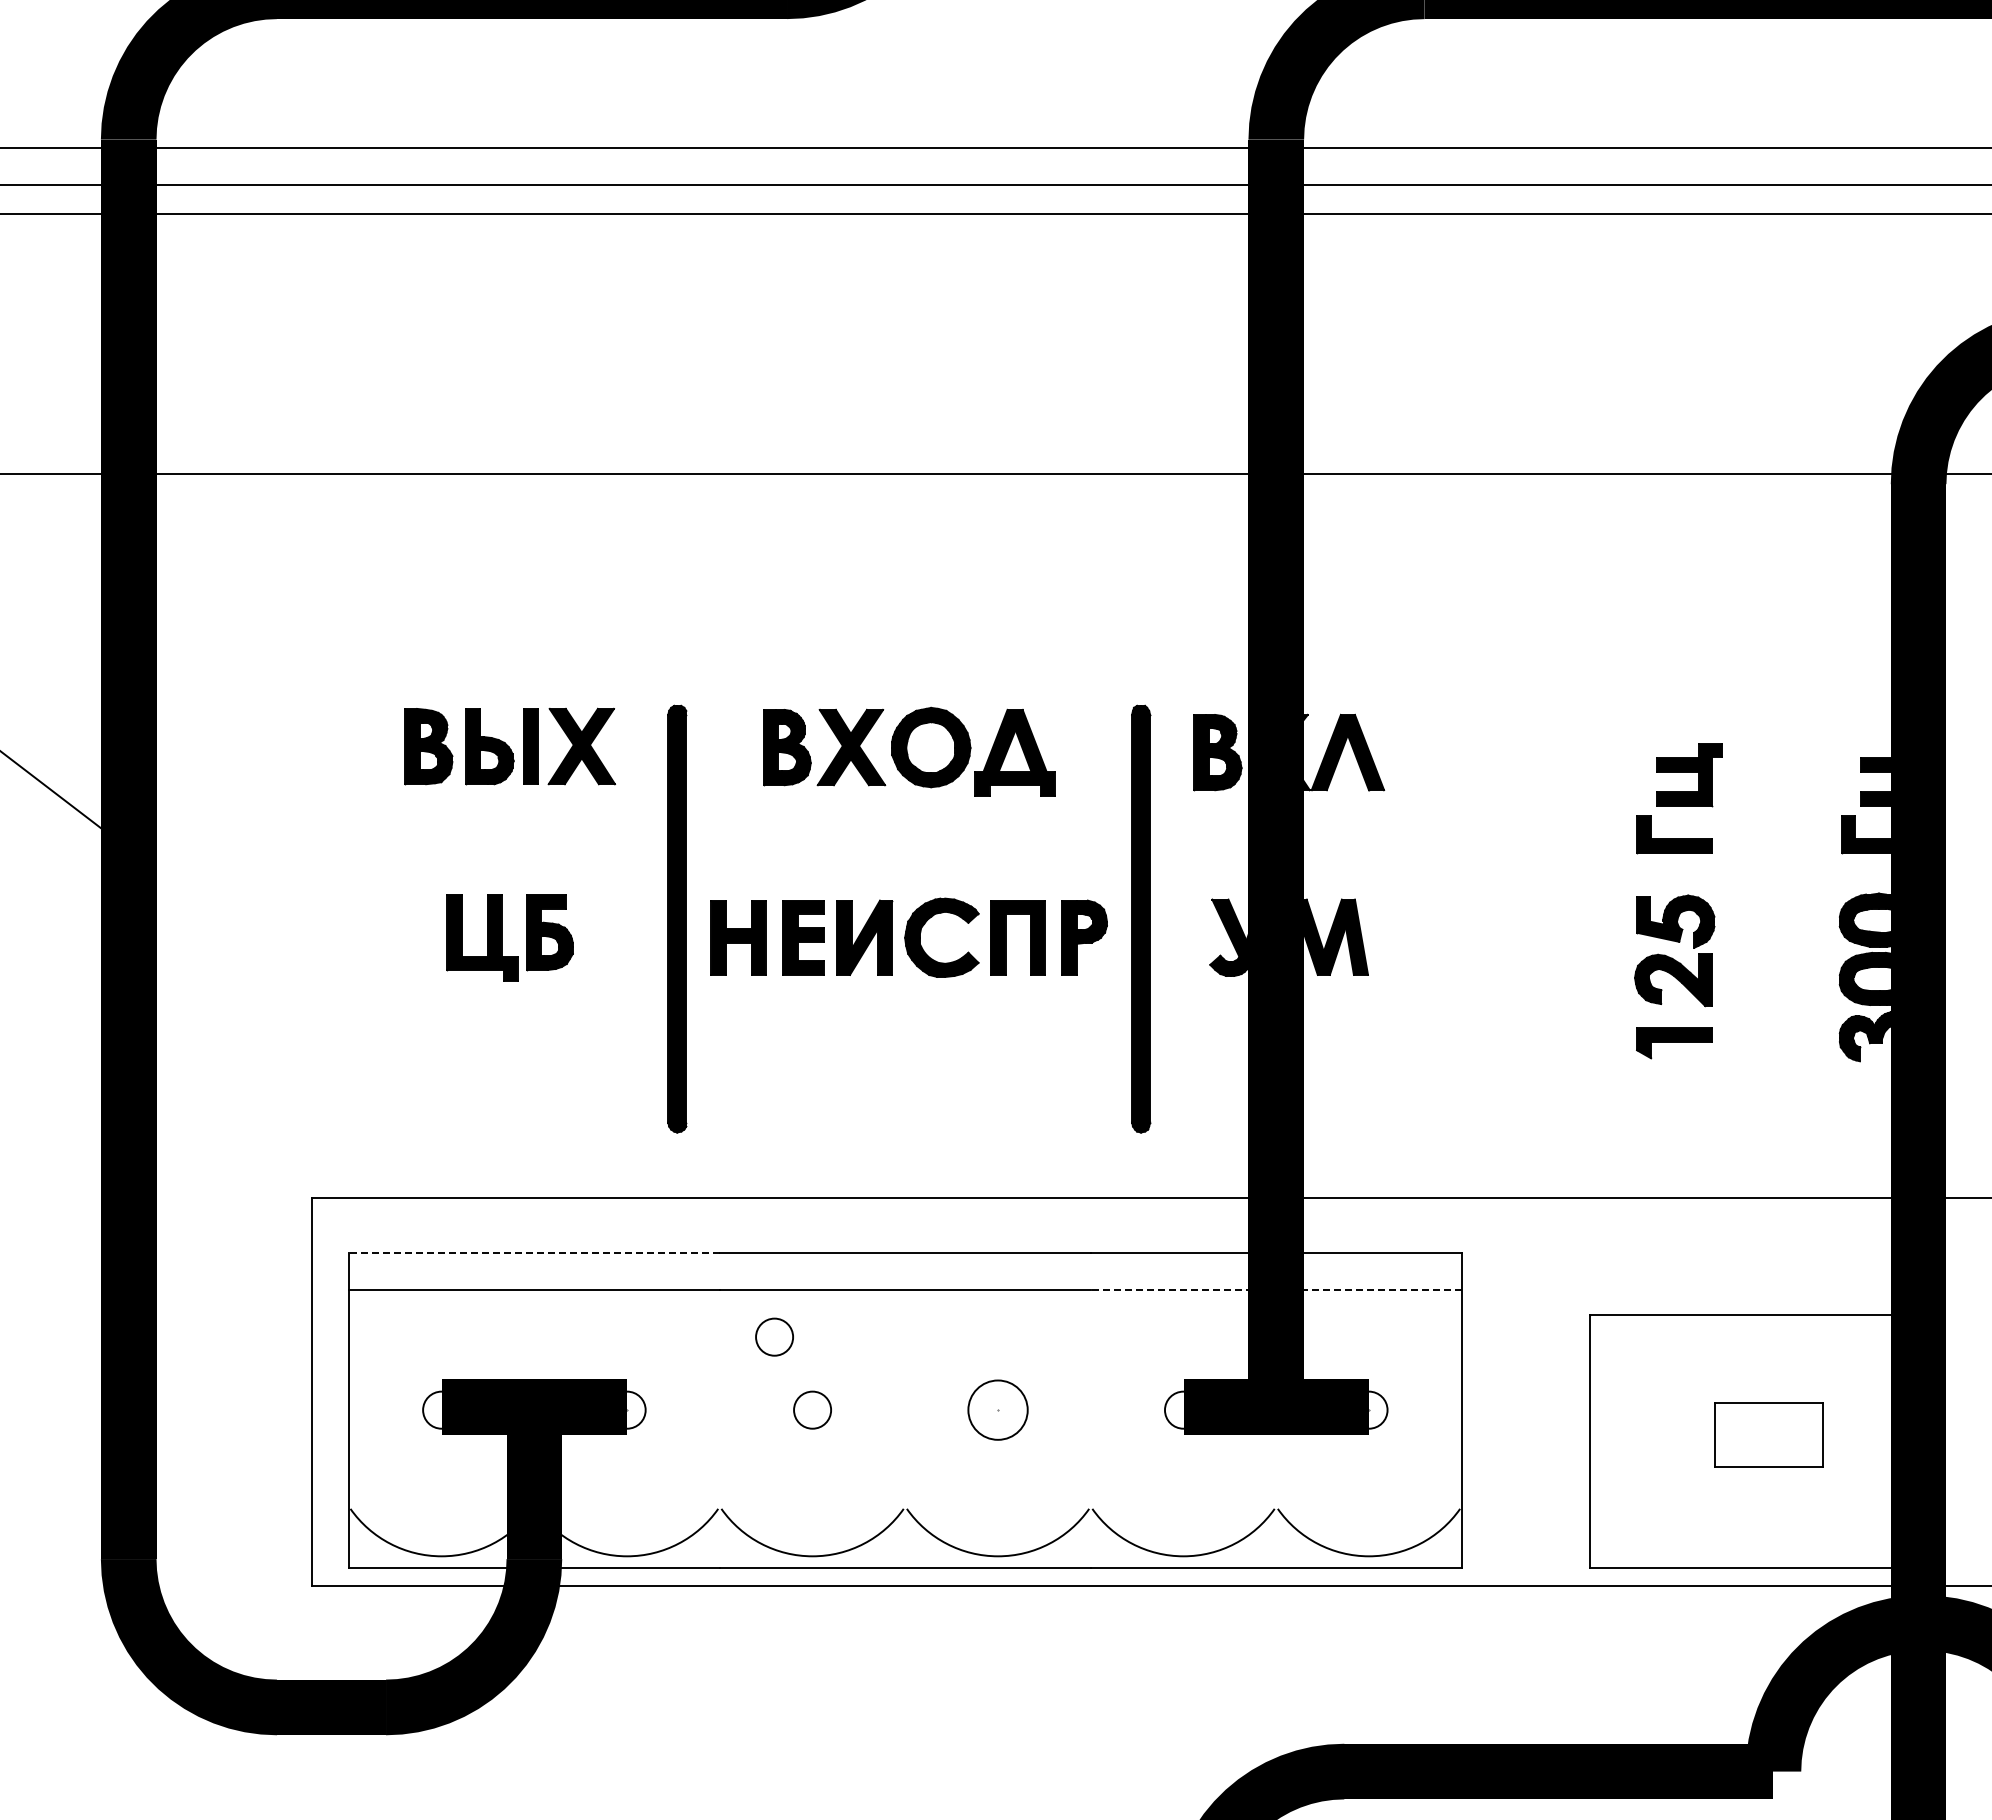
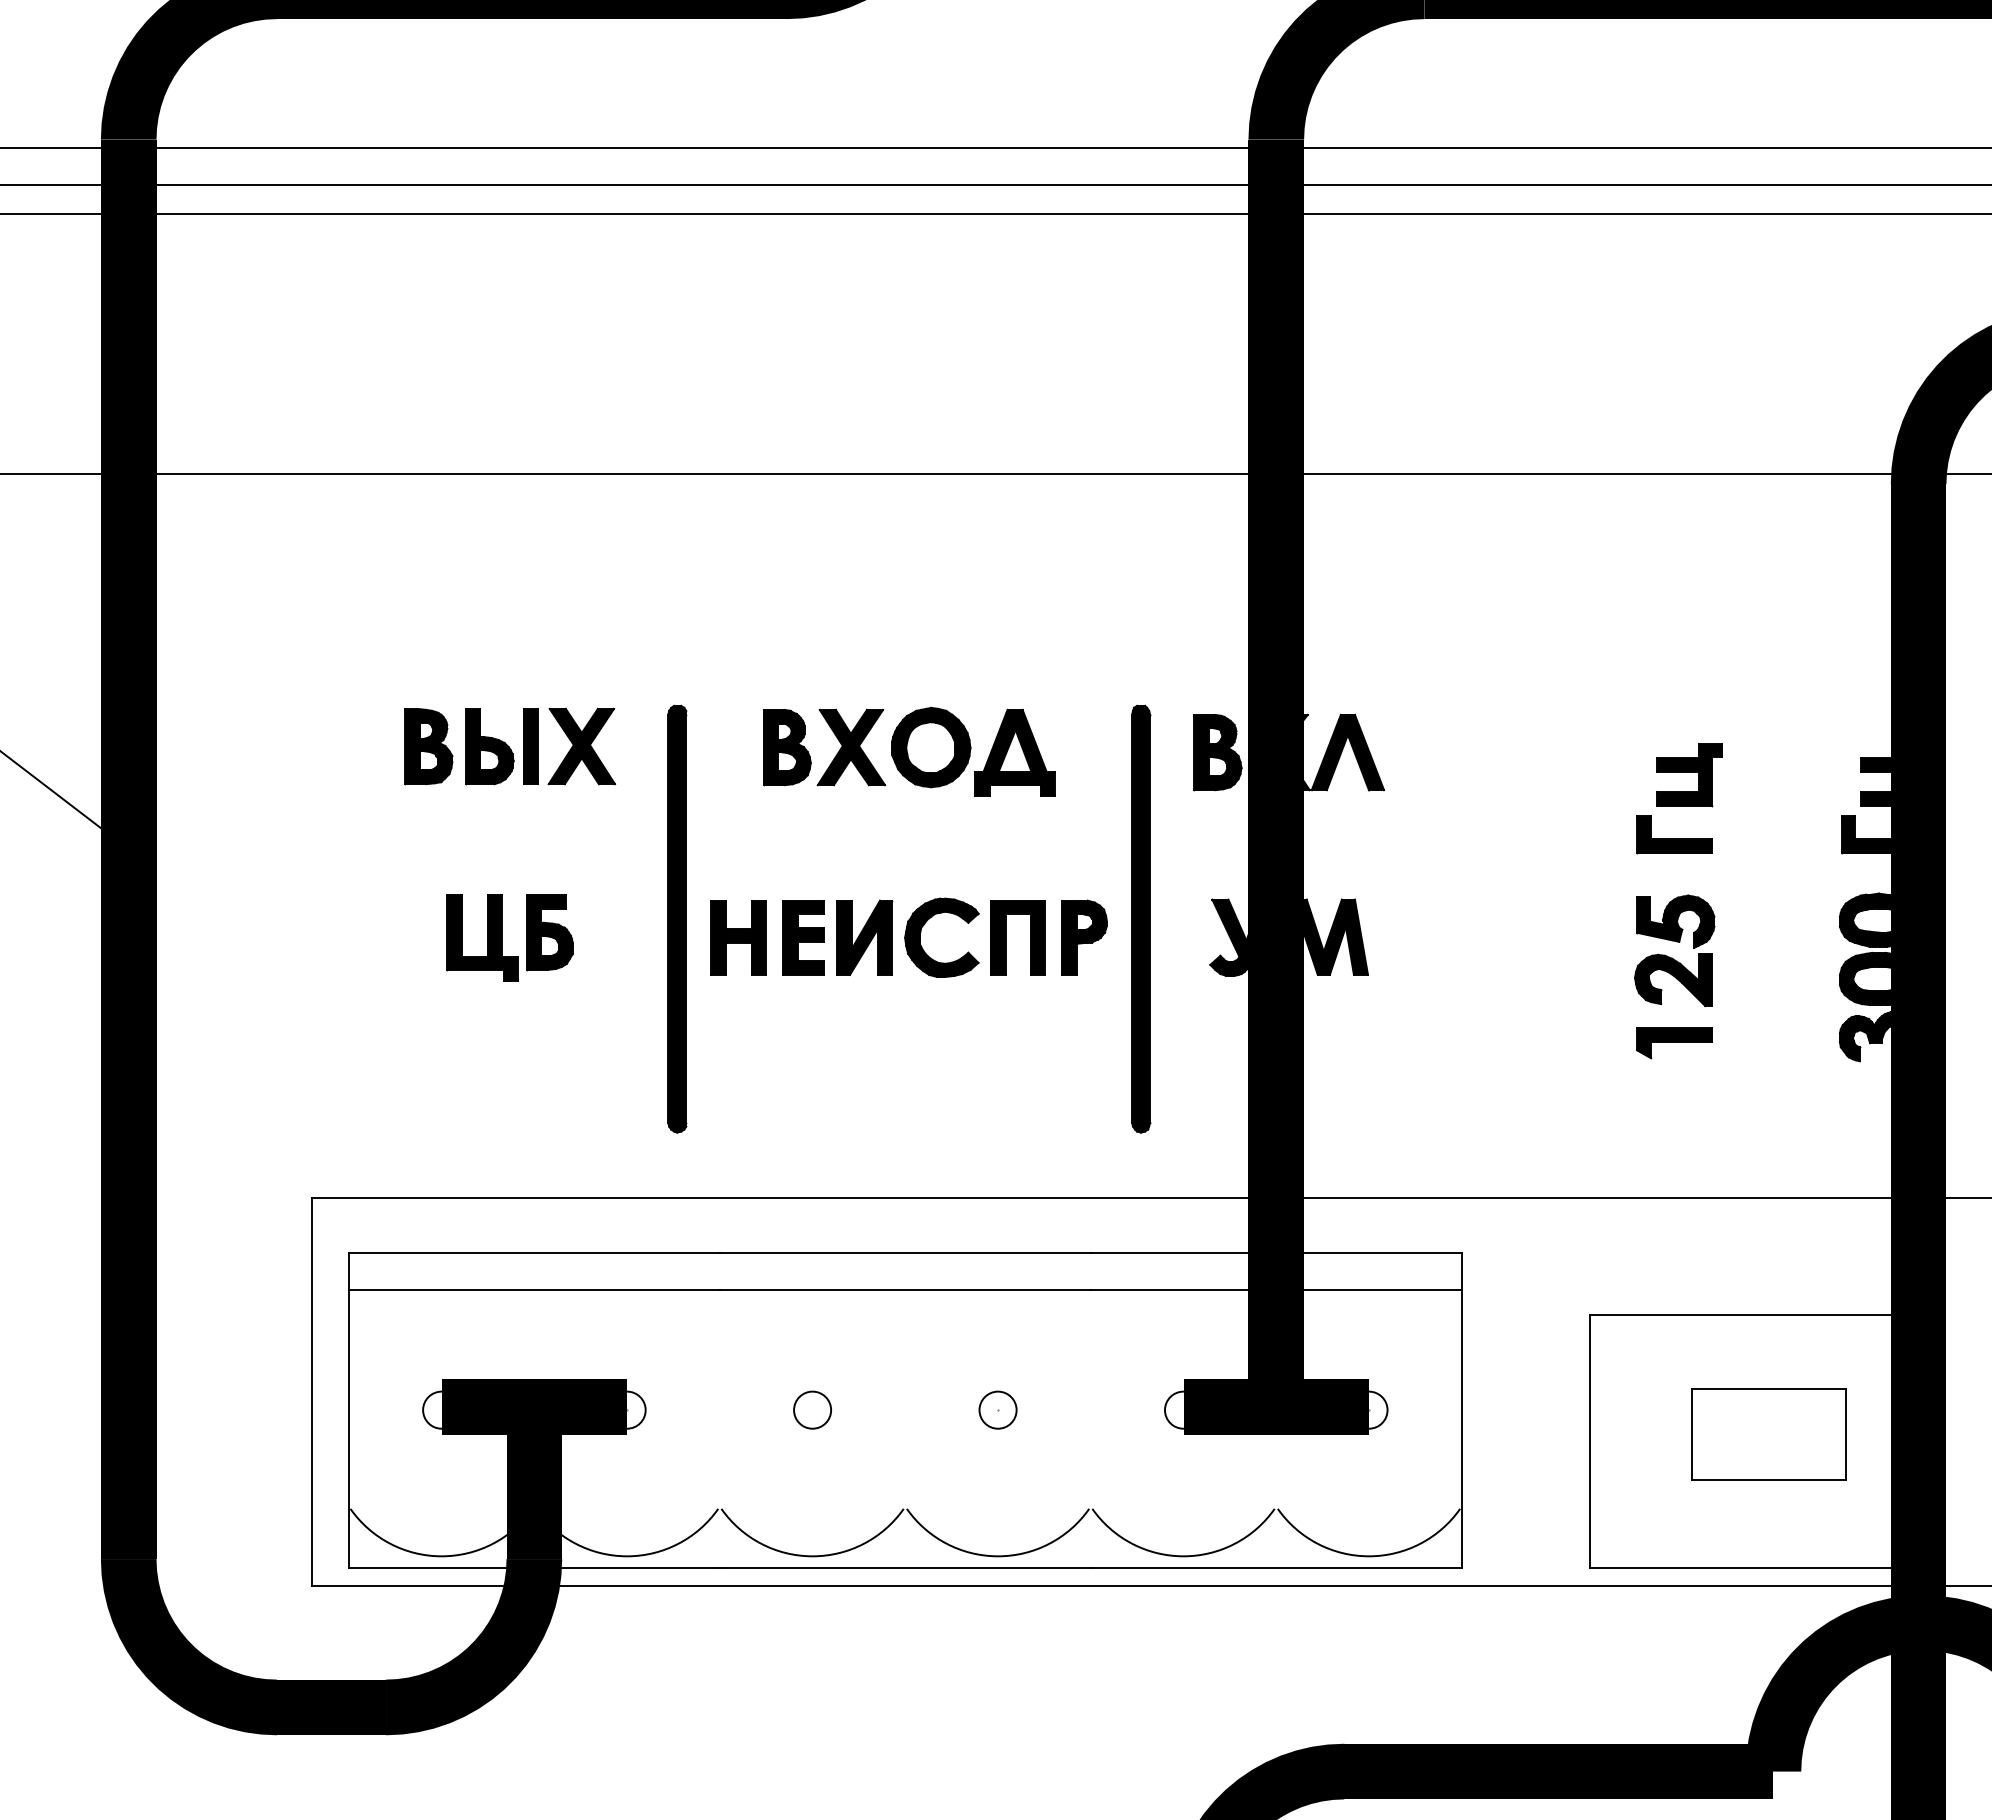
line: dashed -> solid (533, 1252)
line: dashed -> solid (1275, 1289)
circle: present -> none (774, 1336)
circle diameter: 59 px -> 37 px (997, 1409)
part size: 110x66 px -> 156x93 px (1768, 1434)
